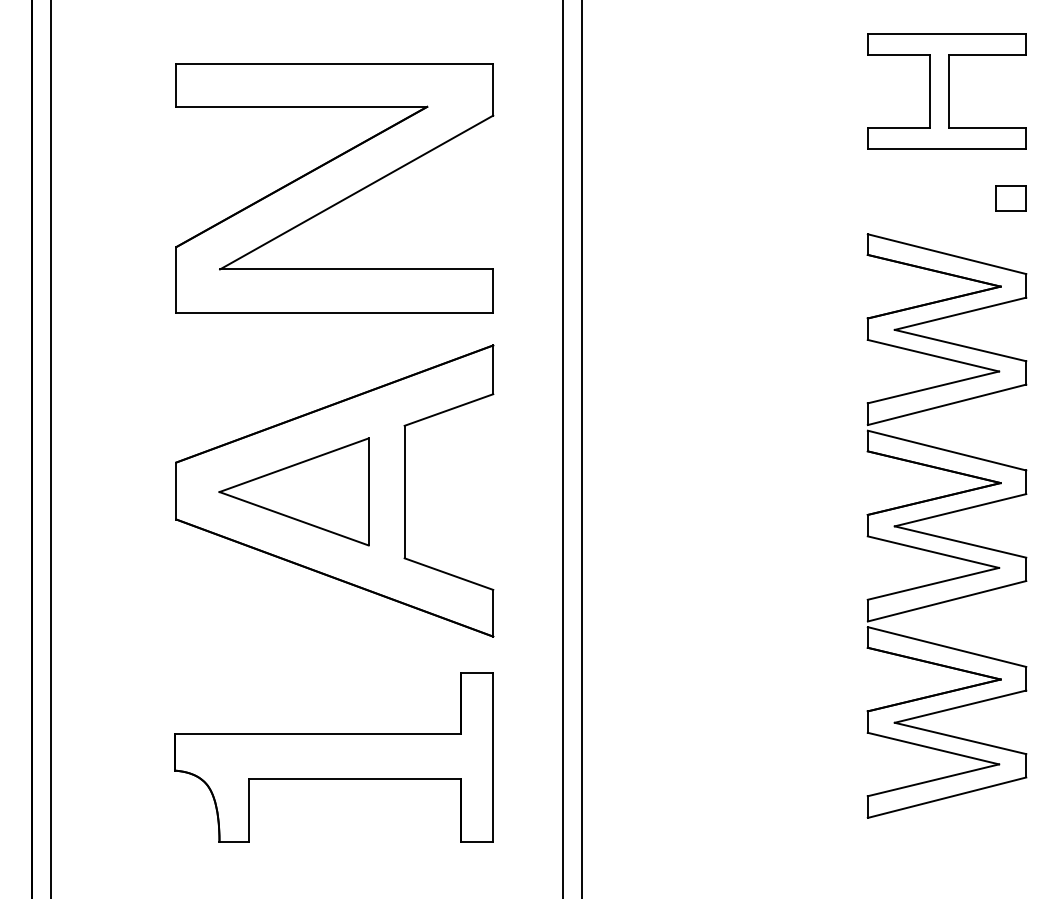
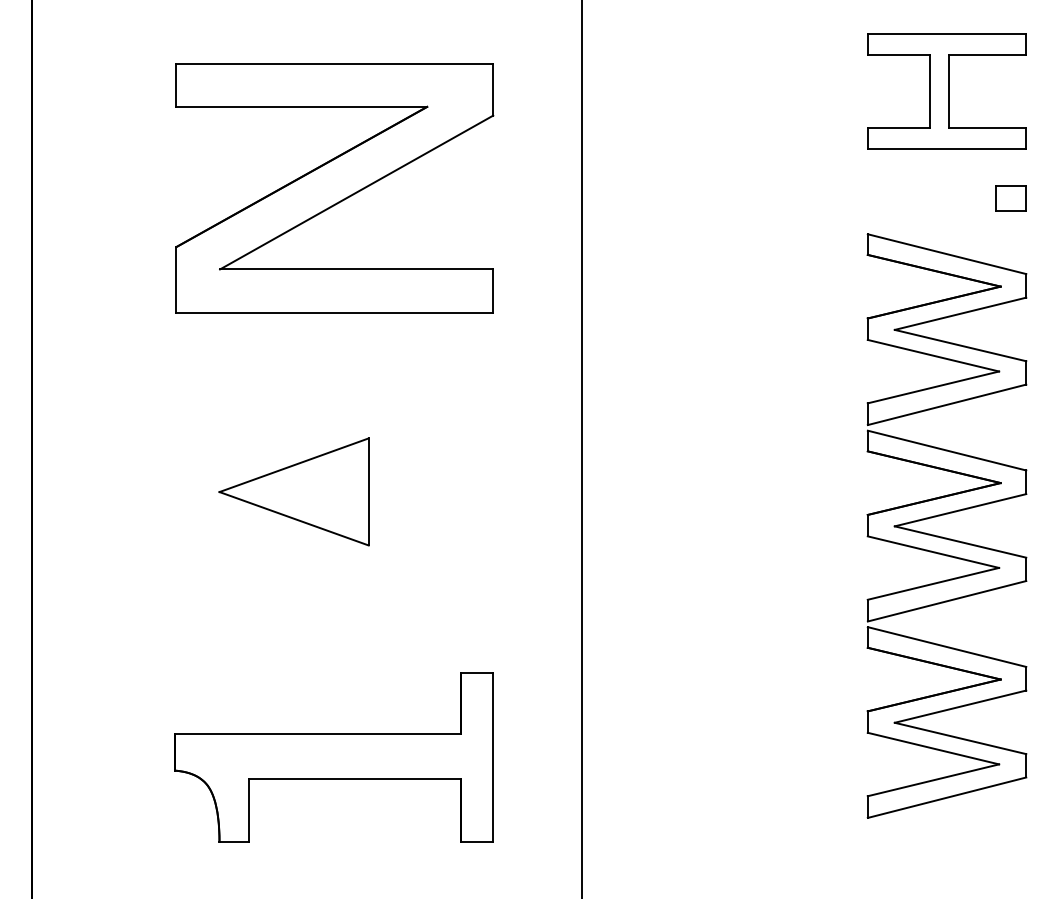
line: present -> none (50, 448)
line: present -> none (563, 448)
part: present -> none (334, 490)
